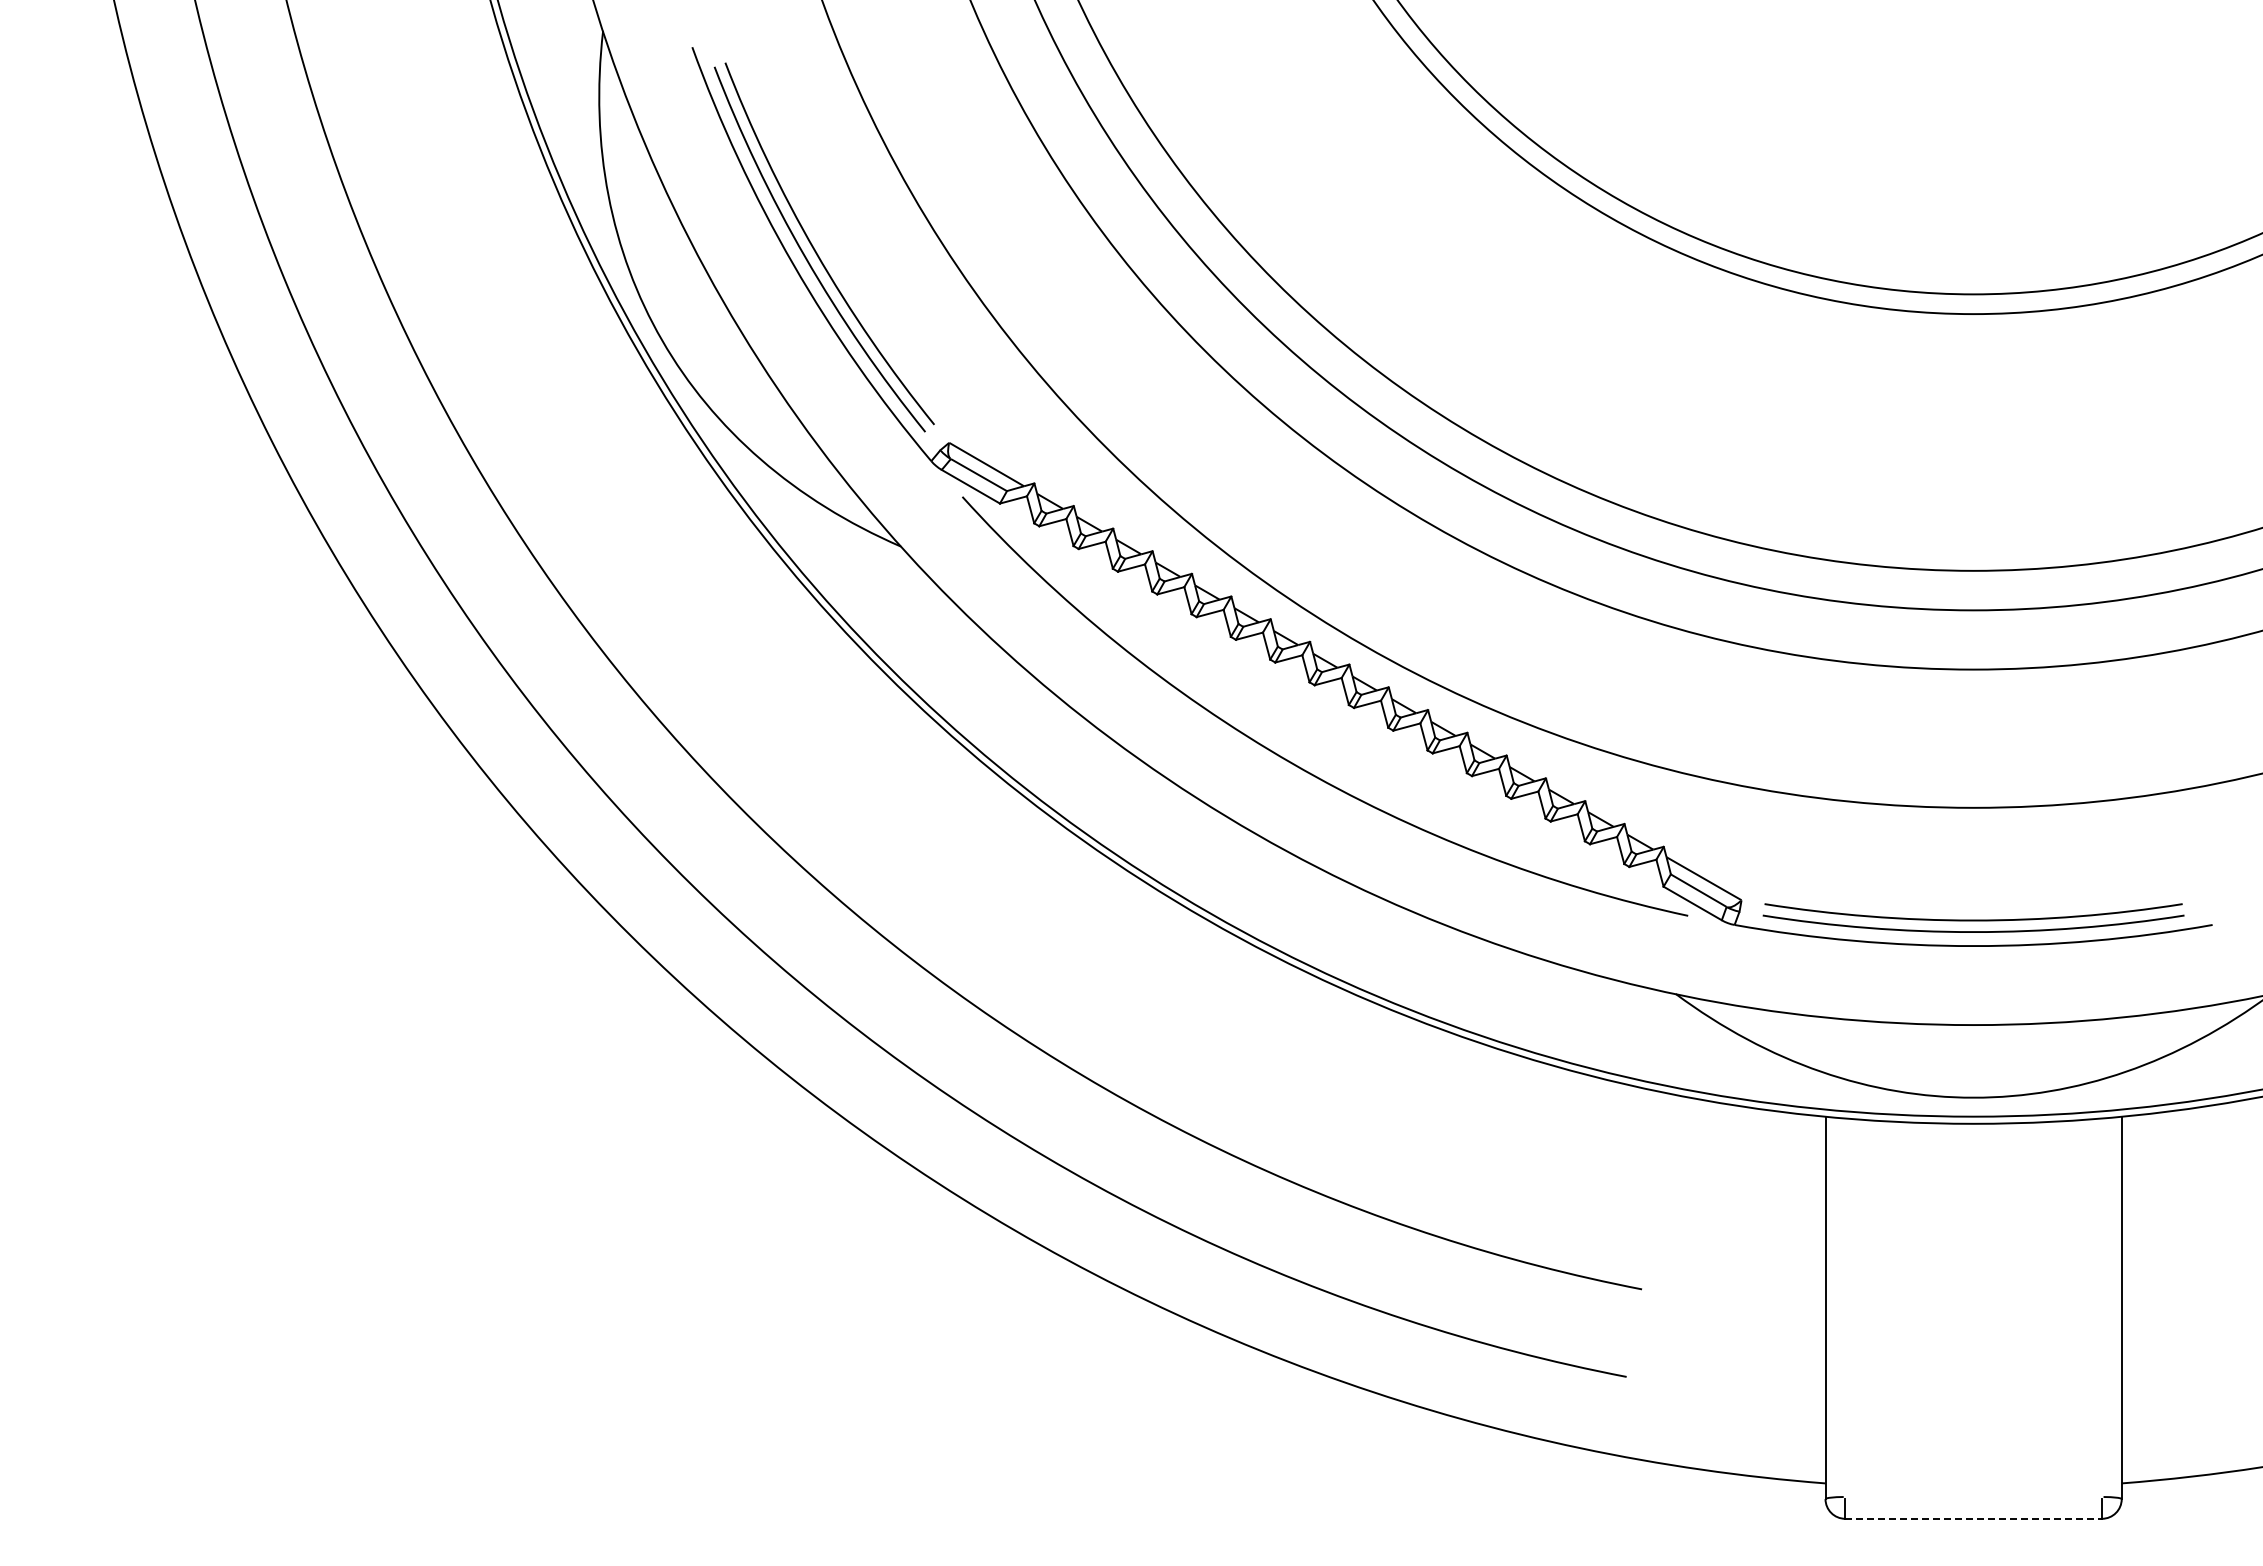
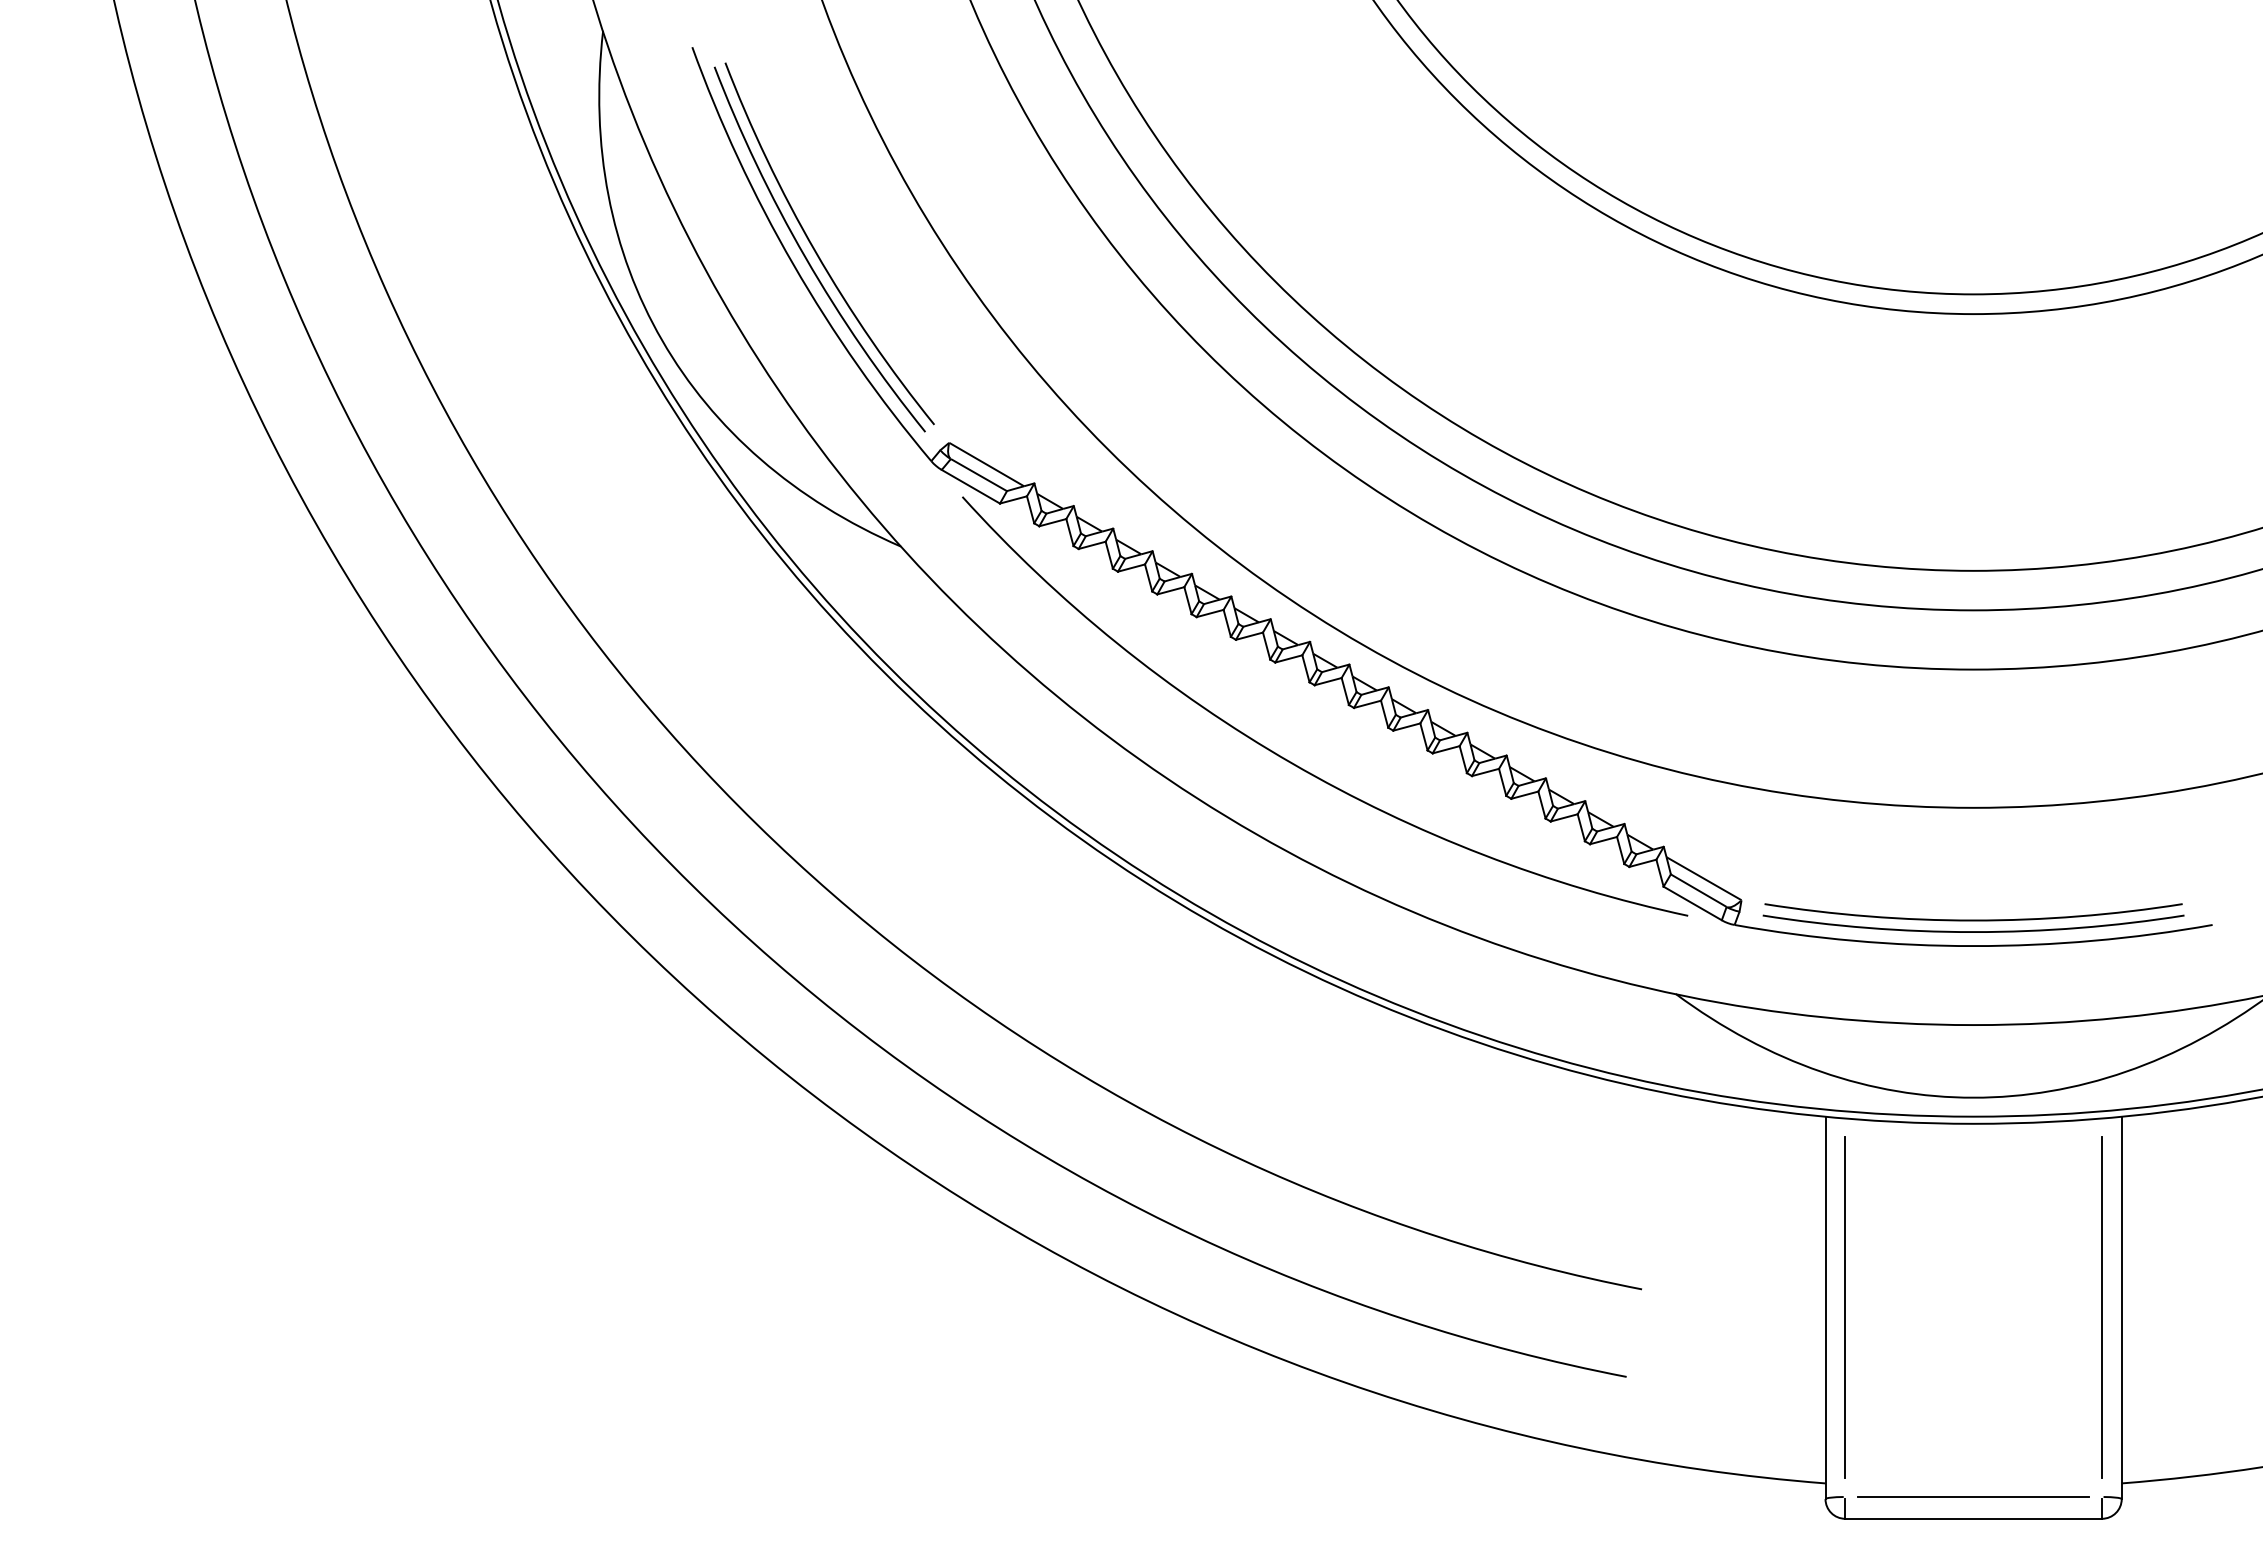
line: none -> present (1844, 1307)
line: none -> present (2101, 1307)
line: none -> present (1973, 1496)
line: dashed -> solid (1974, 1518)
